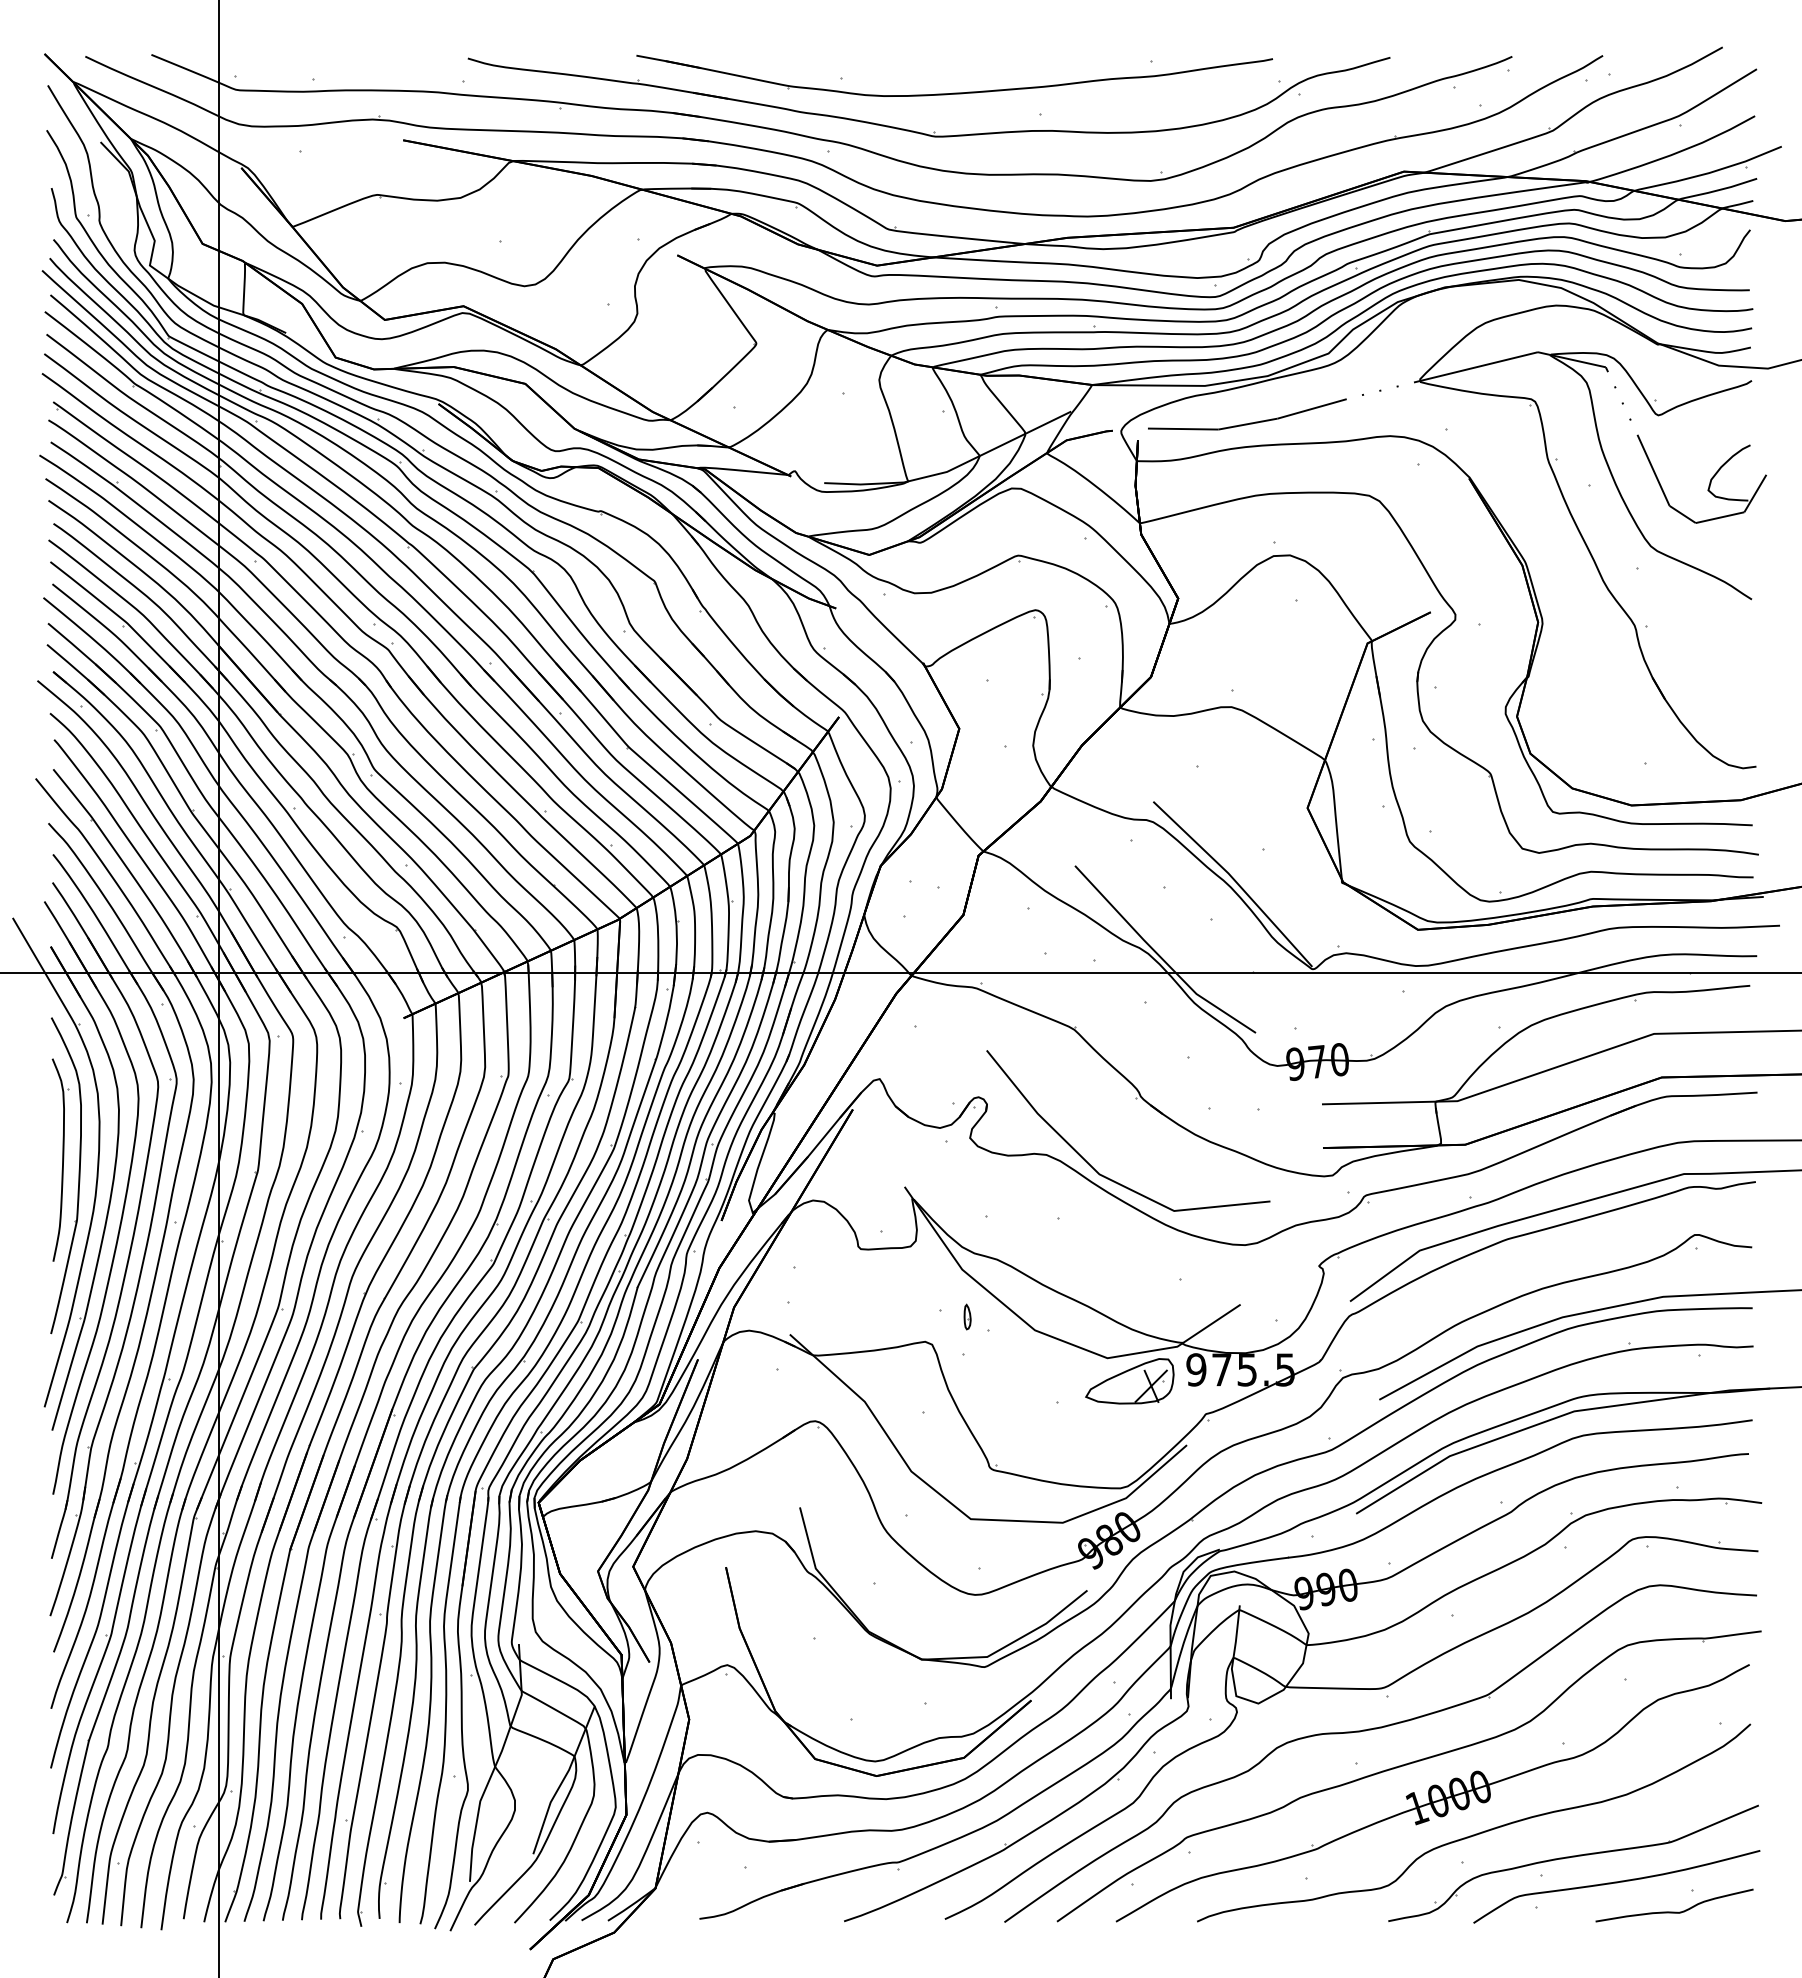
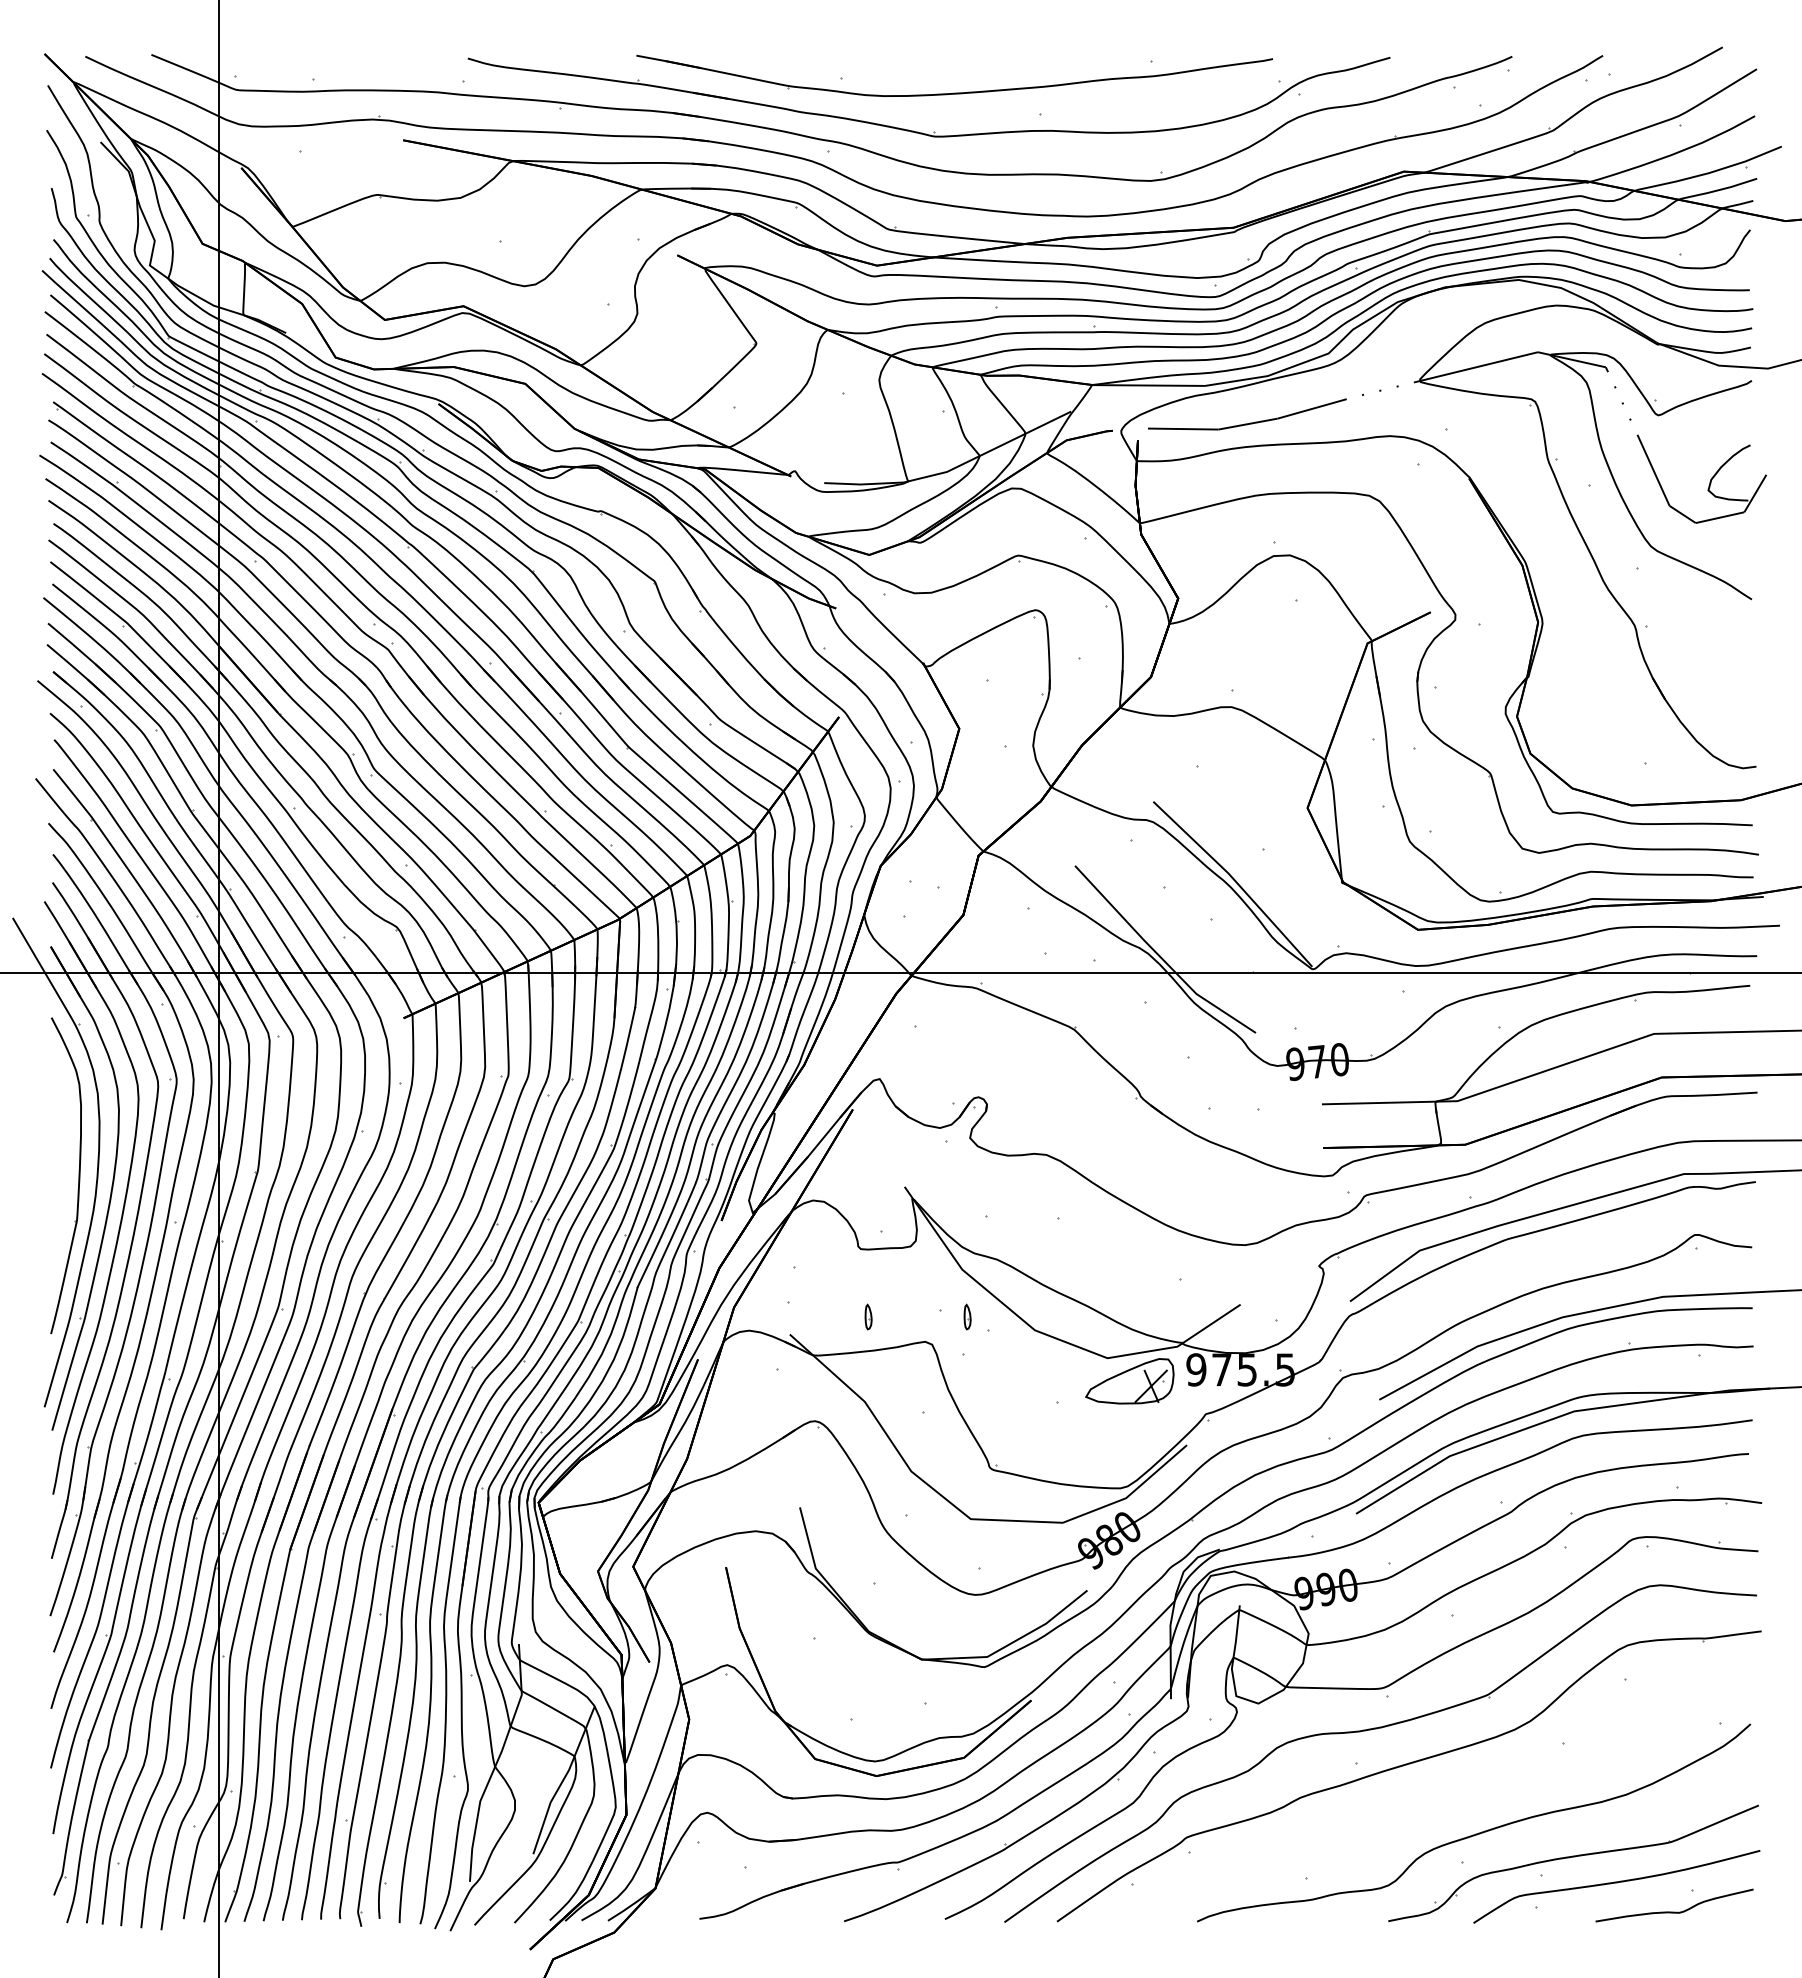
part: present -> none (60, 1159)
line: present -> none (1092, 1166)
part: none -> present (868, 1316)
part: present -> none (1432, 1793)
